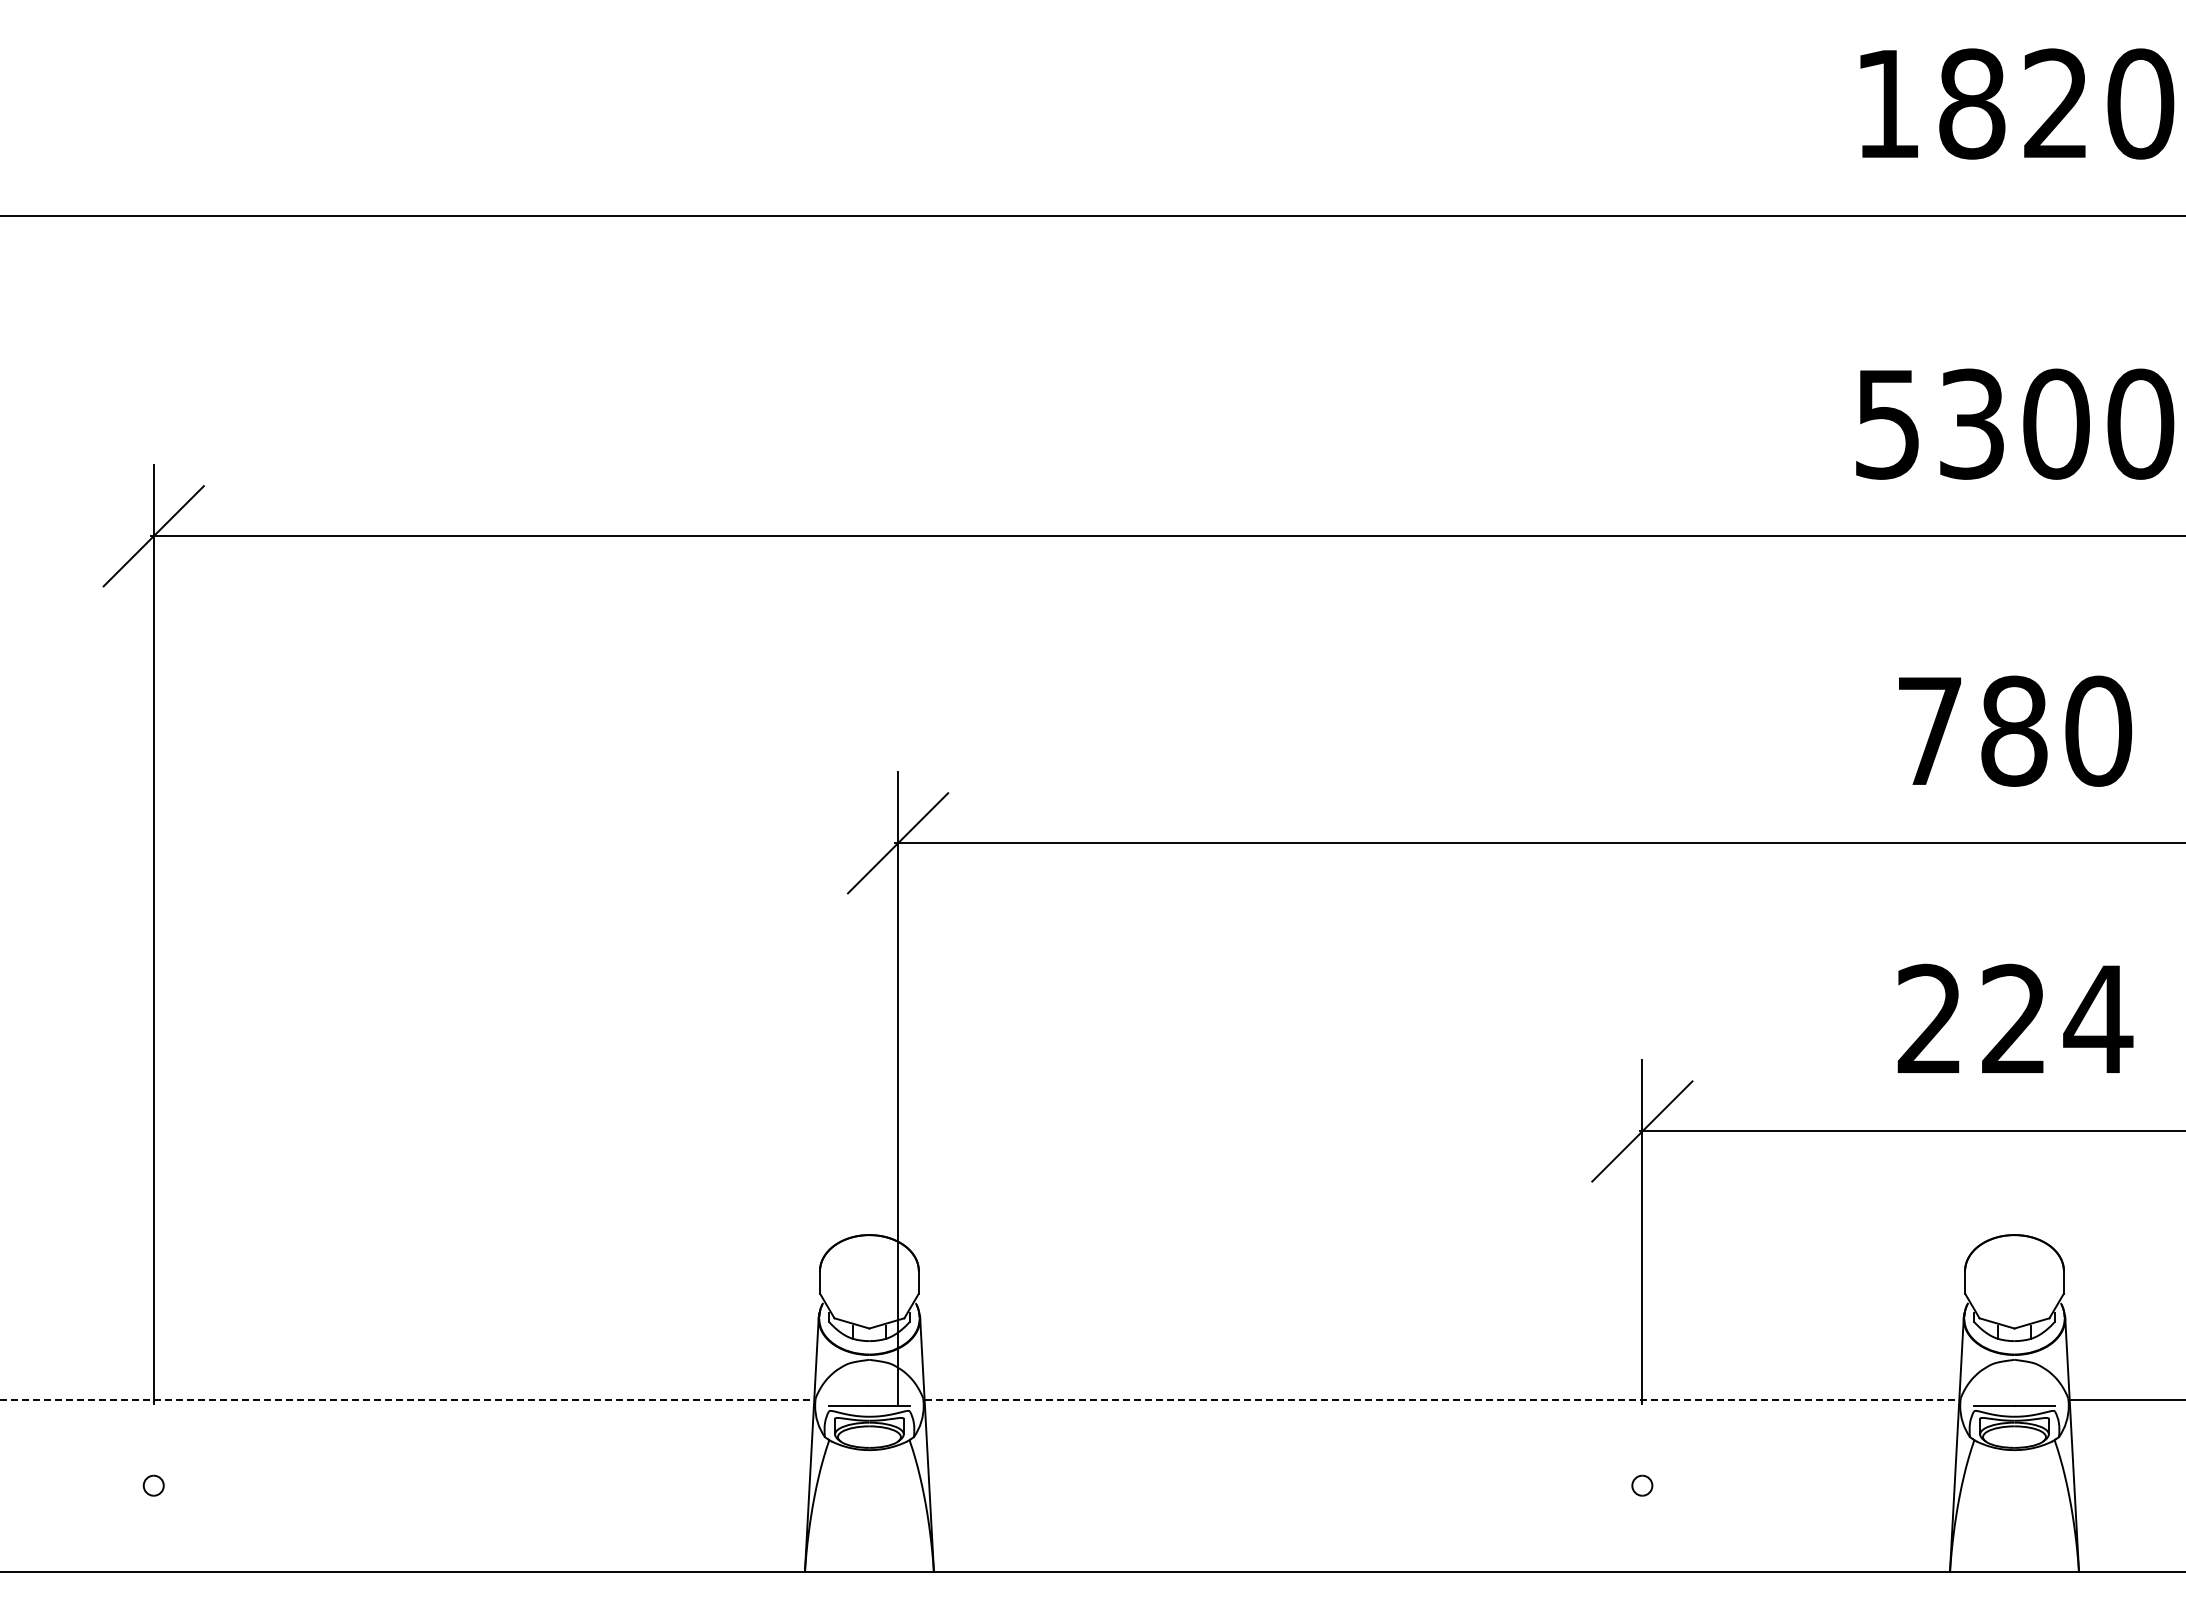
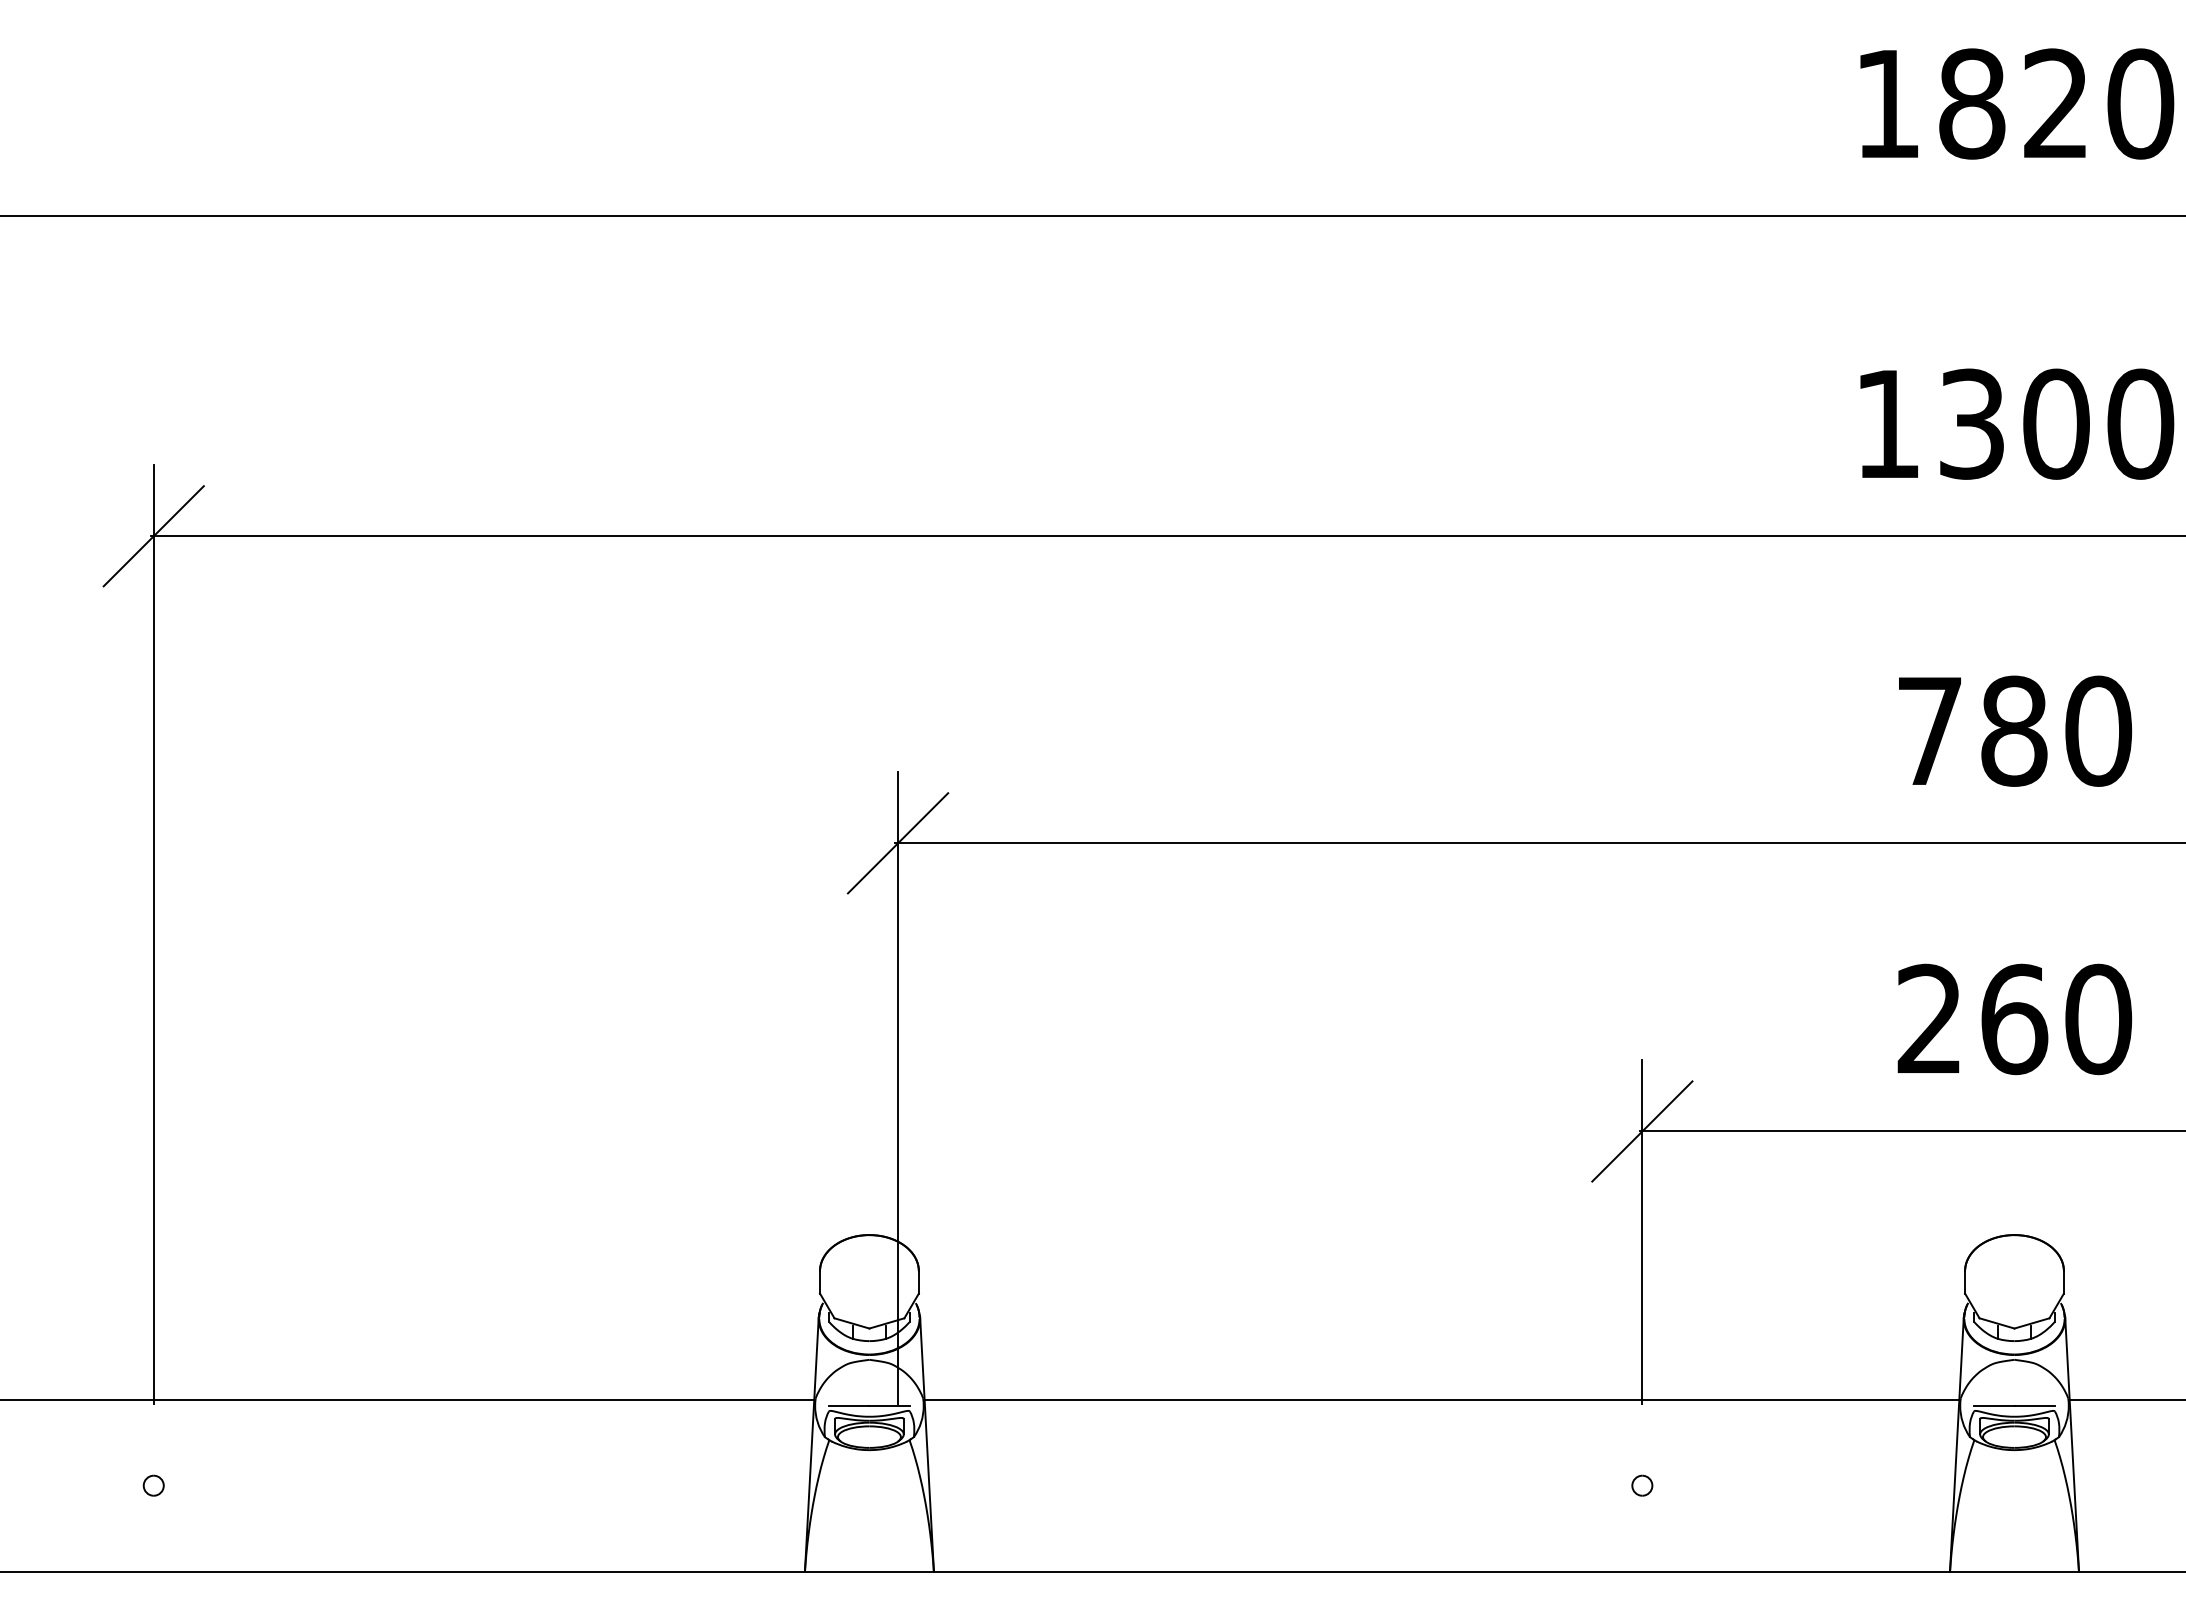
text: 5300 -> 1300 (1887, 424)
text: 224 -> 260 (2057, 1019)
line: dashed -> solid (407, 1399)
line: dashed -> solid (1442, 1399)
